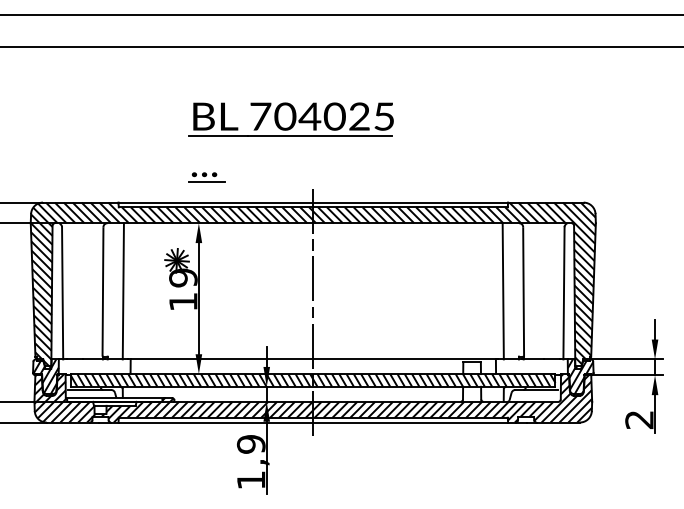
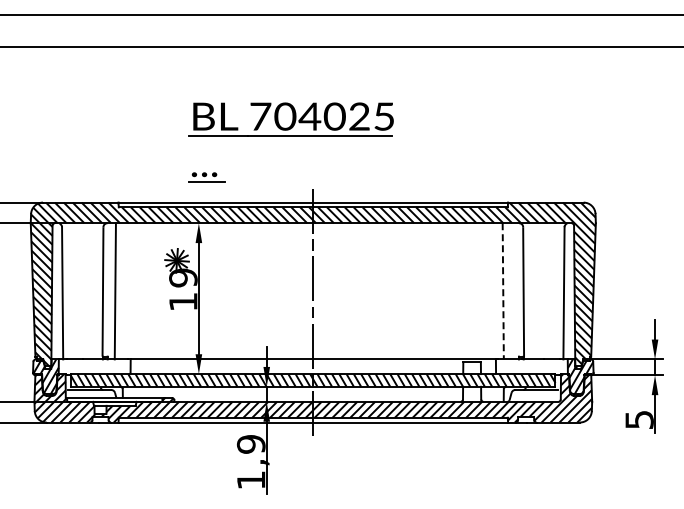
line position: (122, 291) -> (114, 291) (114, 291)
line: solid -> dashed (503, 291)
text: 2 -> 5 (639, 420)
